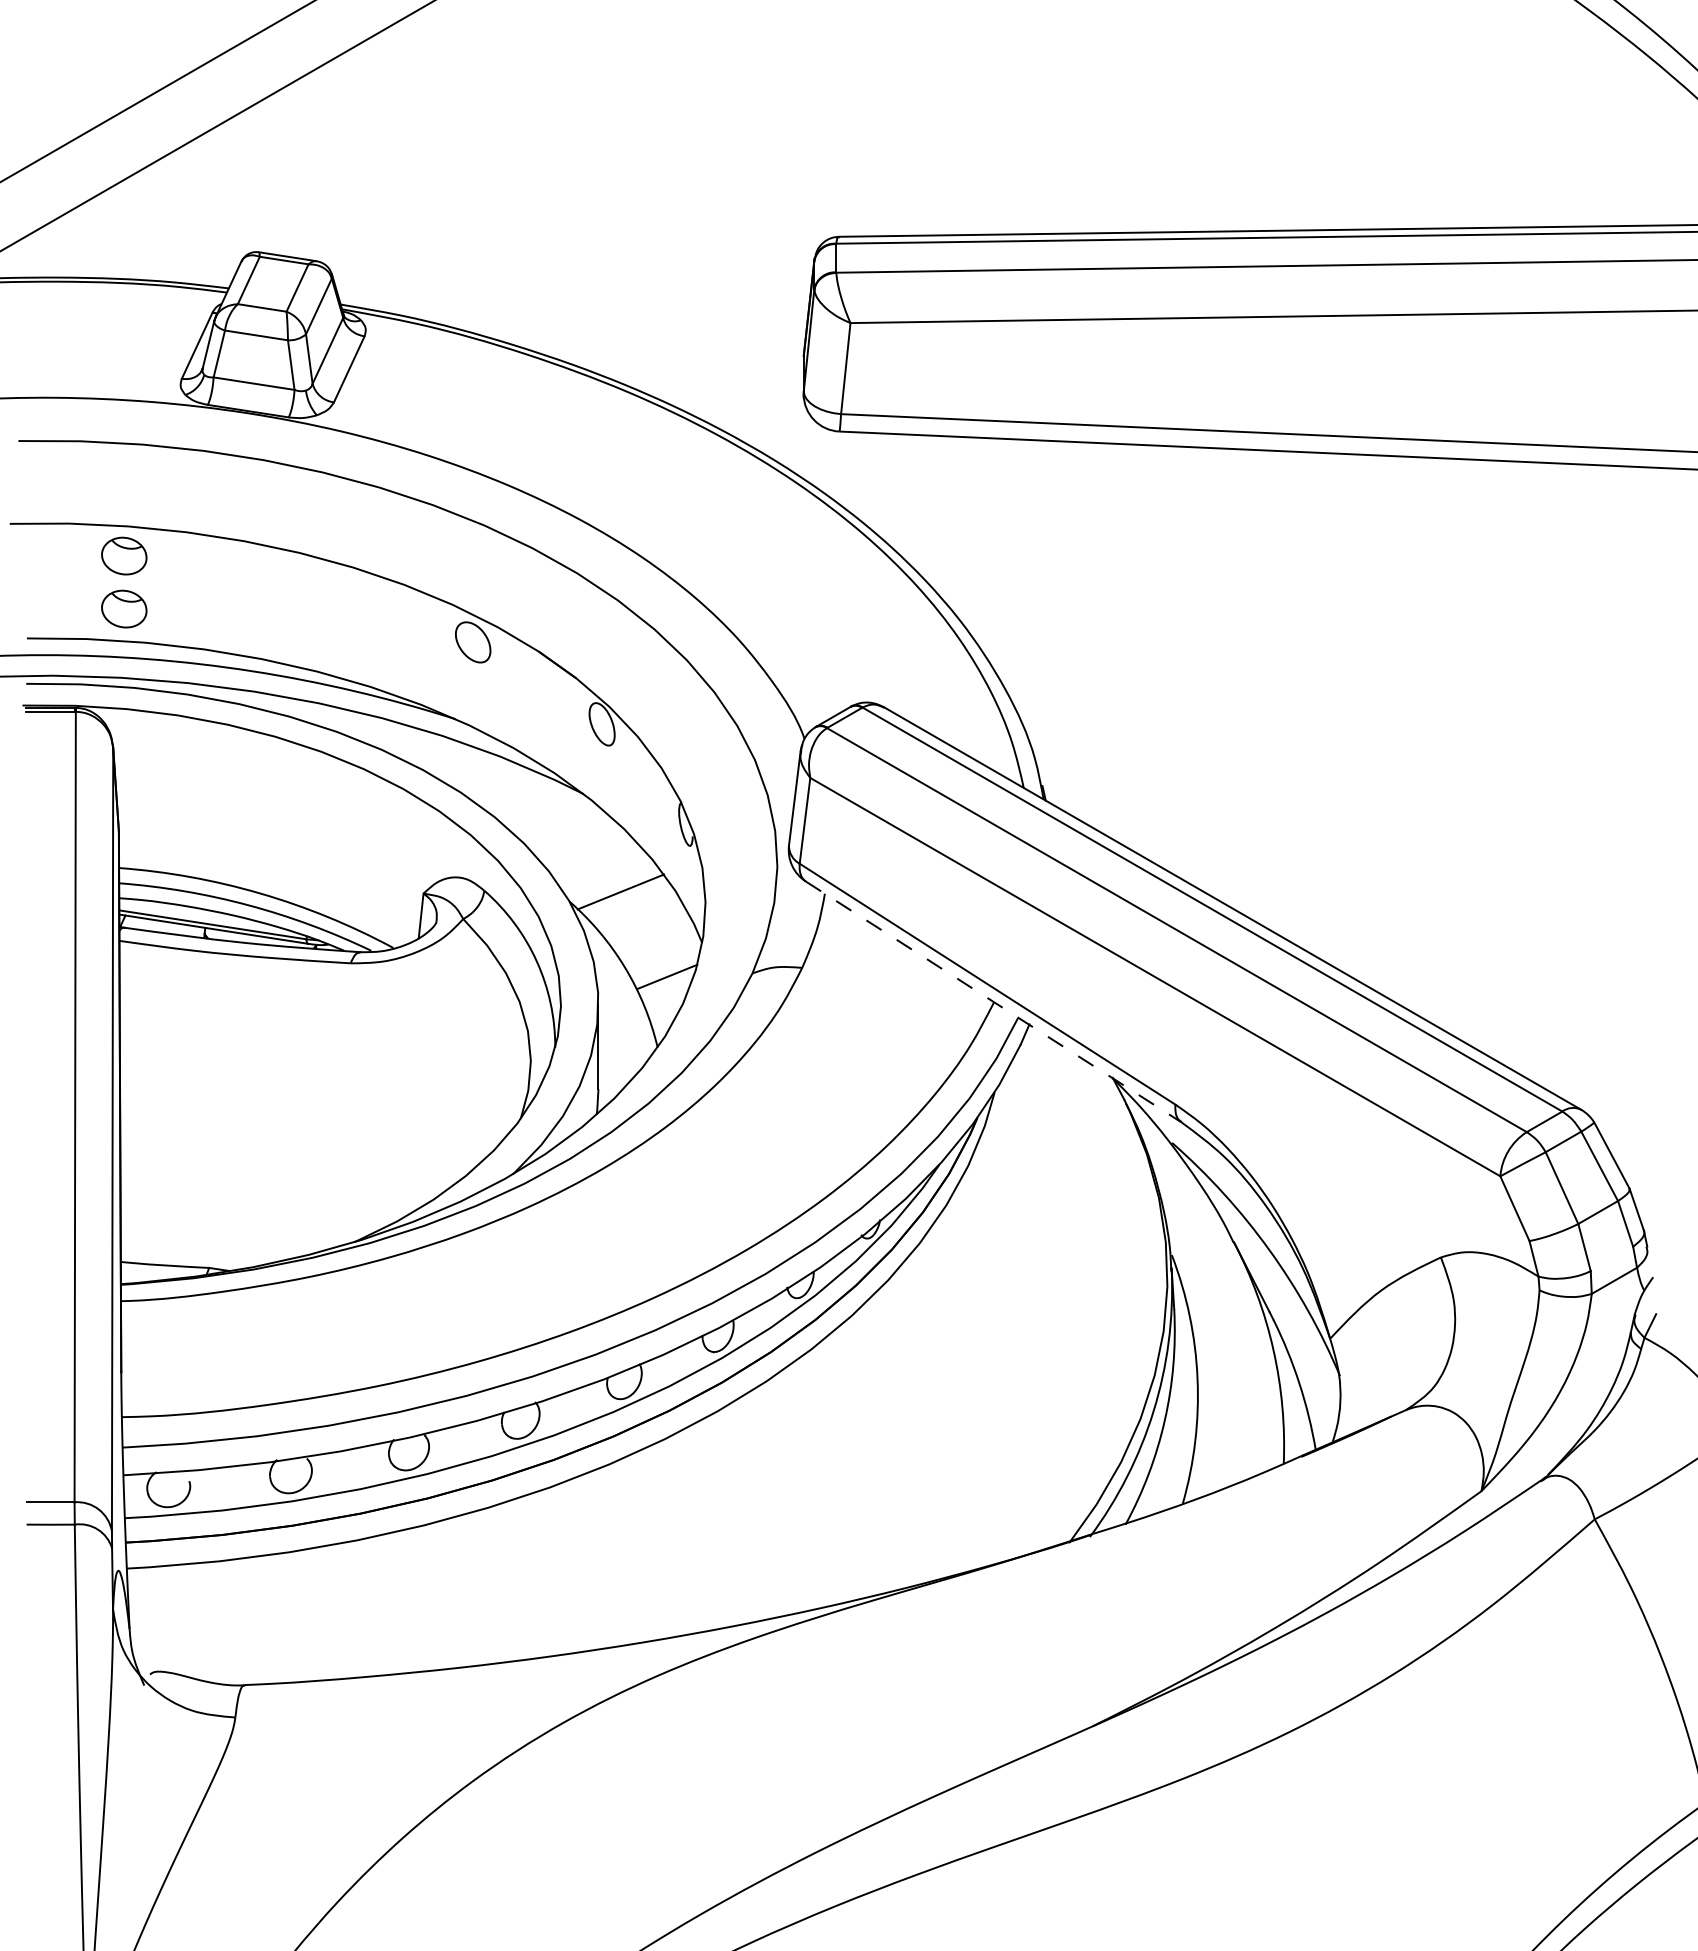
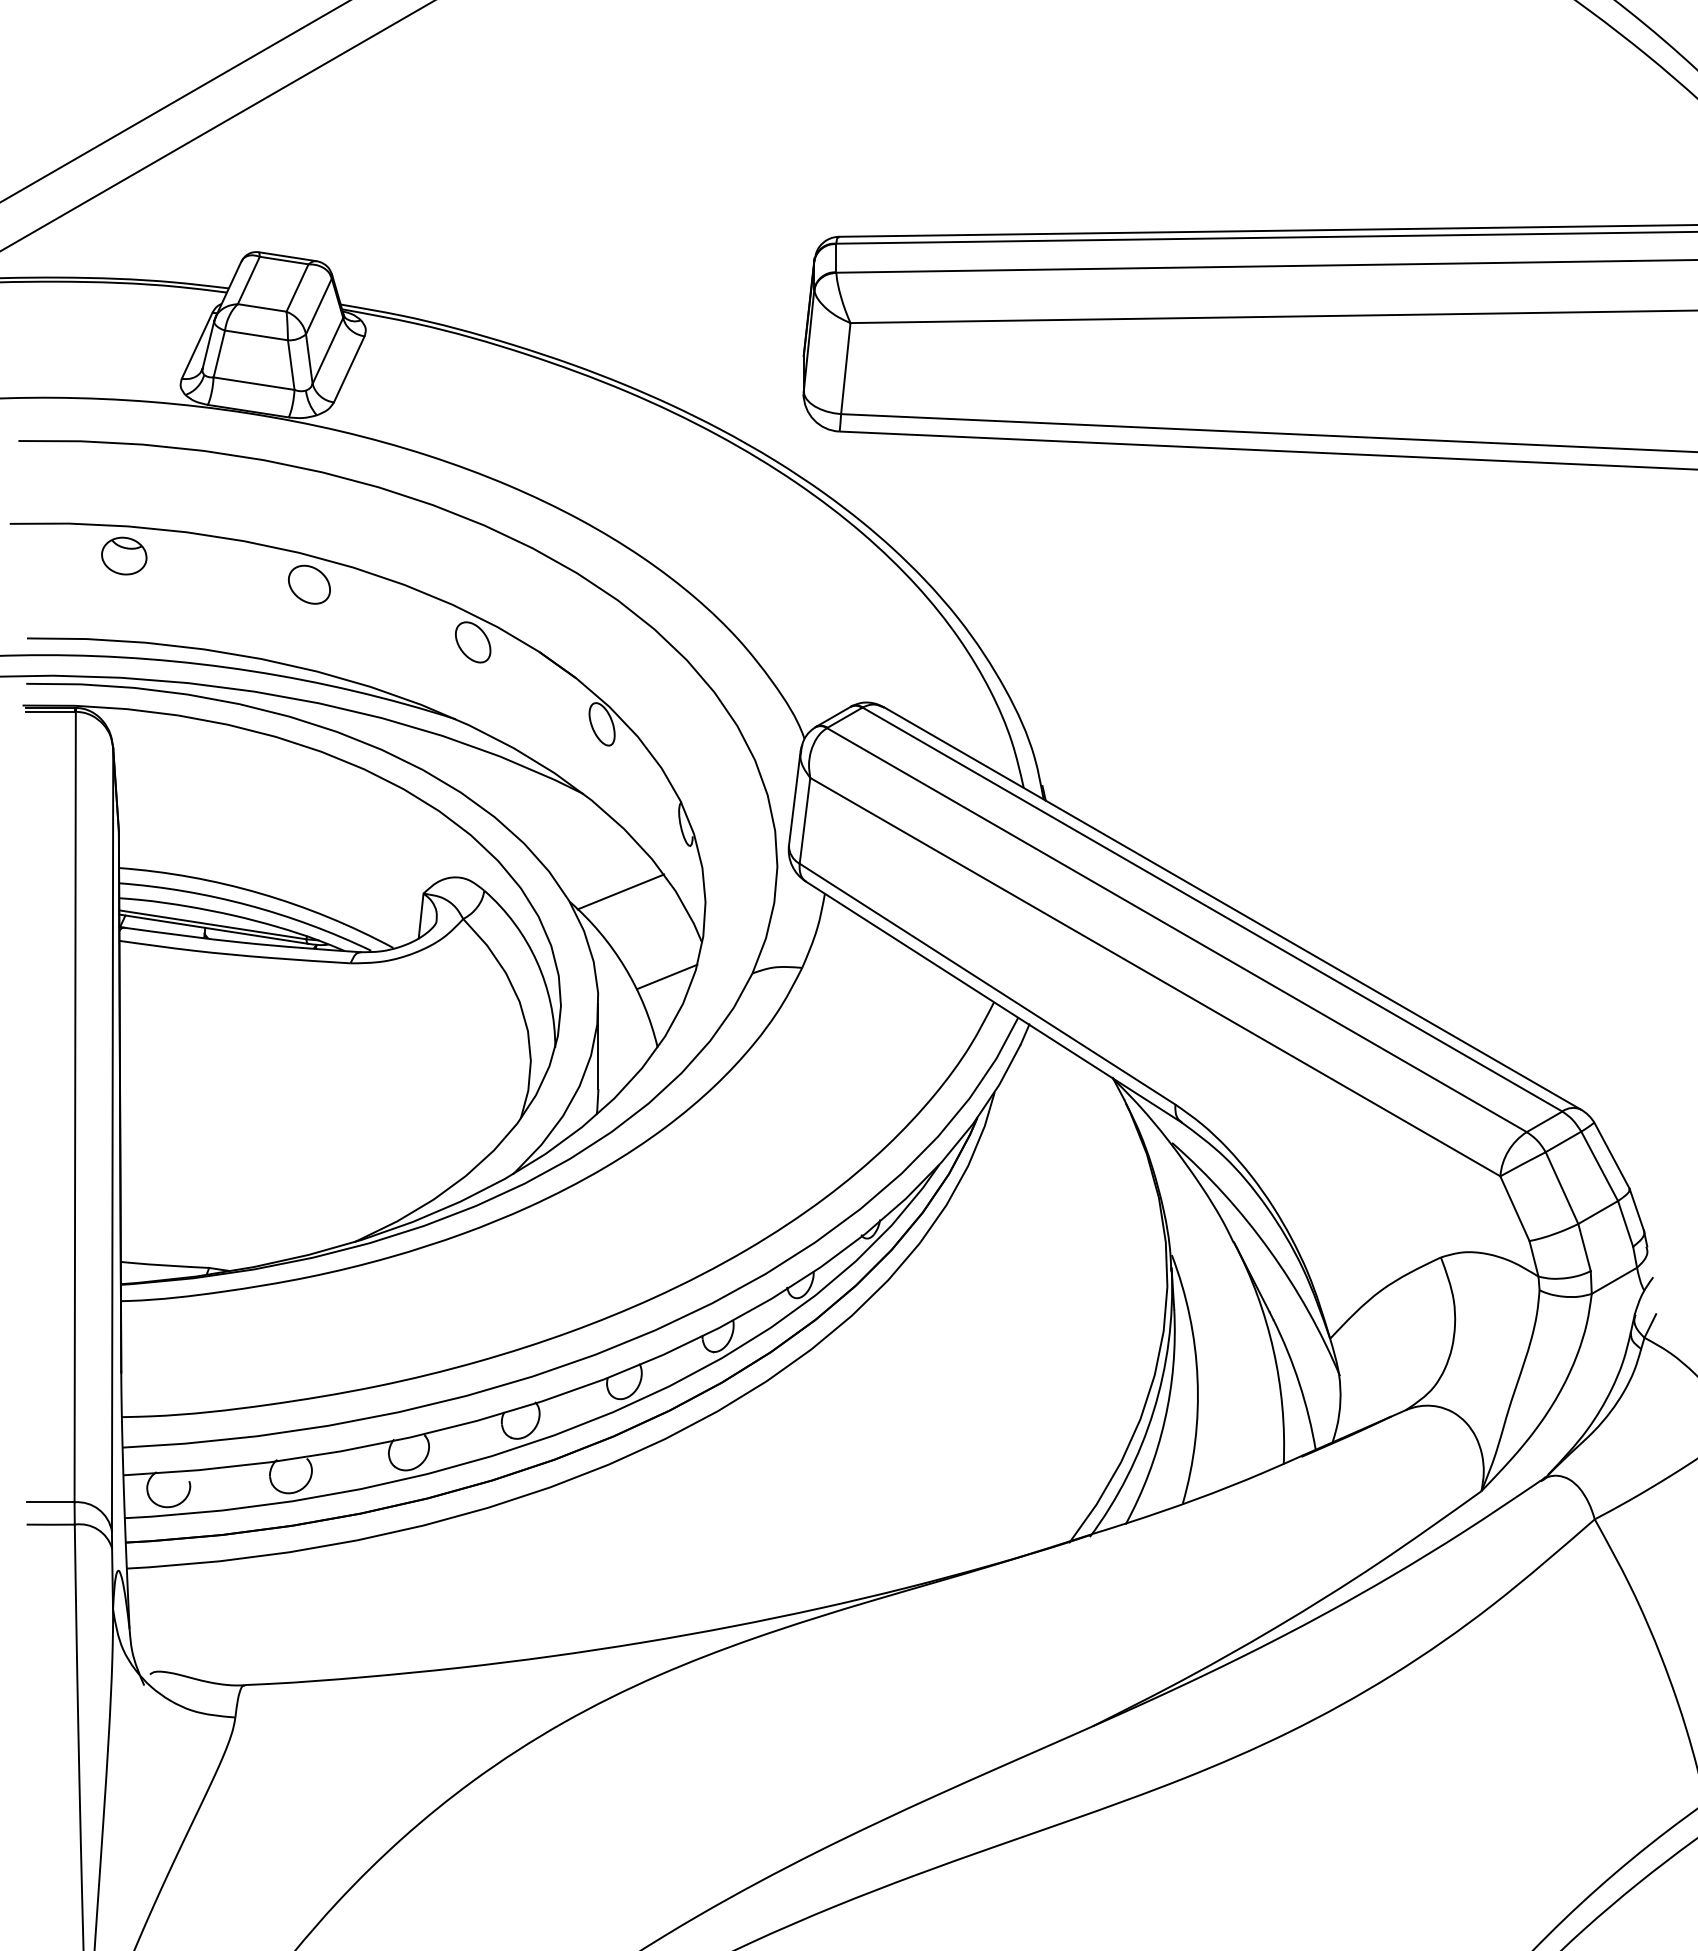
line position: (156, 91) -> (174, 101) (174, 101)
part: none -> present (309, 584)
part: present -> none (124, 608)
line: dashed -> solid (994, 1002)
